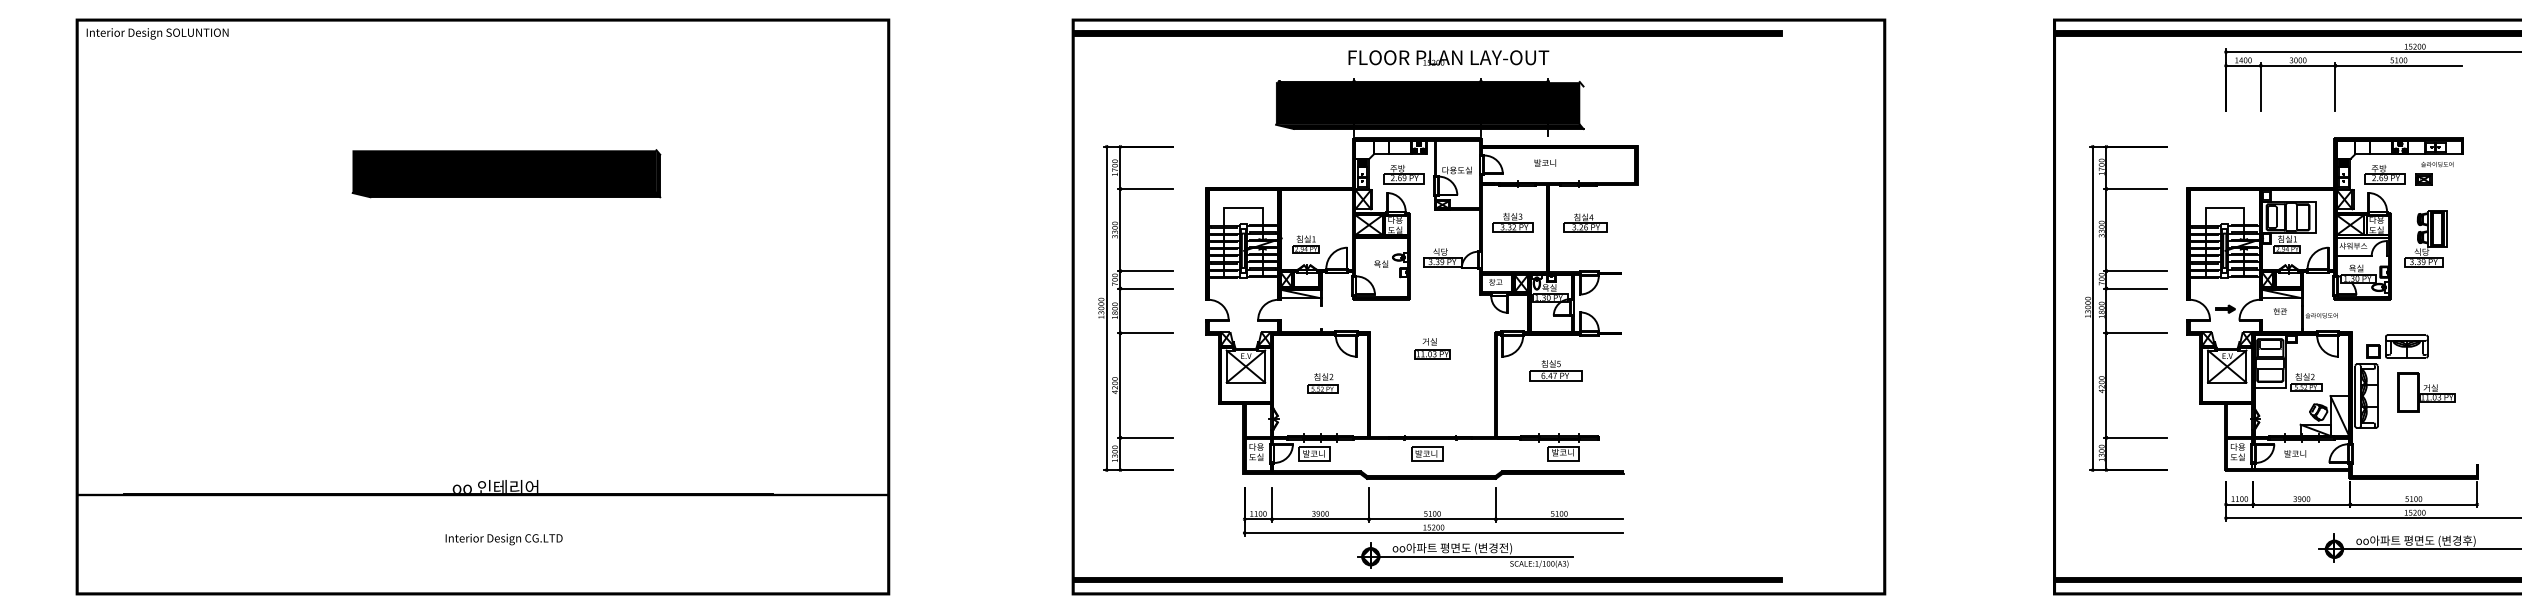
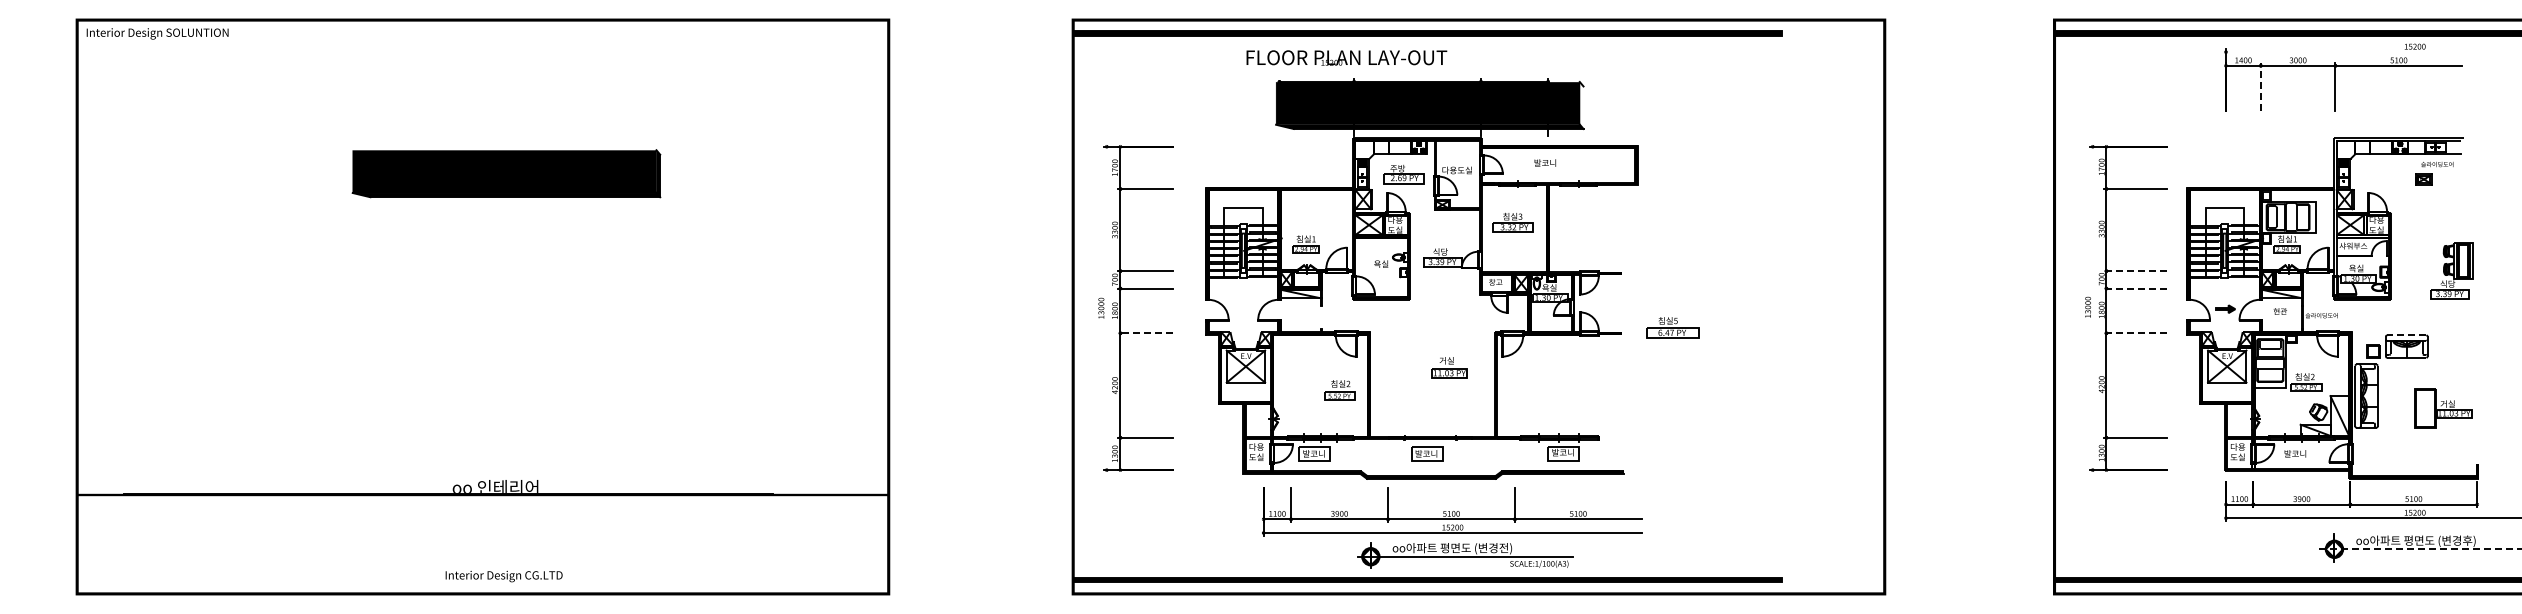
line: present -> none (2372, 52)
text position: (1448, 57) -> (1346, 57) (1346, 57)
line: solid -> dashed (2260, 86)
part: present -> none (2384, 174)
fill: present -> none (2398, 206)
part: present -> none (1585, 222)
part position: (2425, 238) -> (2451, 270) (2451, 270)
line: solid -> dashed (2135, 271)
line: solid -> dashed (2135, 288)
line: present -> none (1106, 308)
line: present -> none (2092, 308)
line: solid -> dashed (1145, 333)
line: solid -> dashed (2135, 333)
line: solid -> dashed (2406, 335)
part position: (1432, 348) -> (1449, 367) (1449, 367)
part position: (1555, 370) -> (1672, 327) (1672, 327)
part position: (1322, 383) -> (1339, 390) (1339, 390)
part position: (2426, 392) -> (2443, 408) (2443, 408)
part position: (1433, 511) -> (1452, 511) (1452, 511)
text position: (503, 539) -> (503, 576) (503, 576)
line: solid -> dashed (2420, 549)
